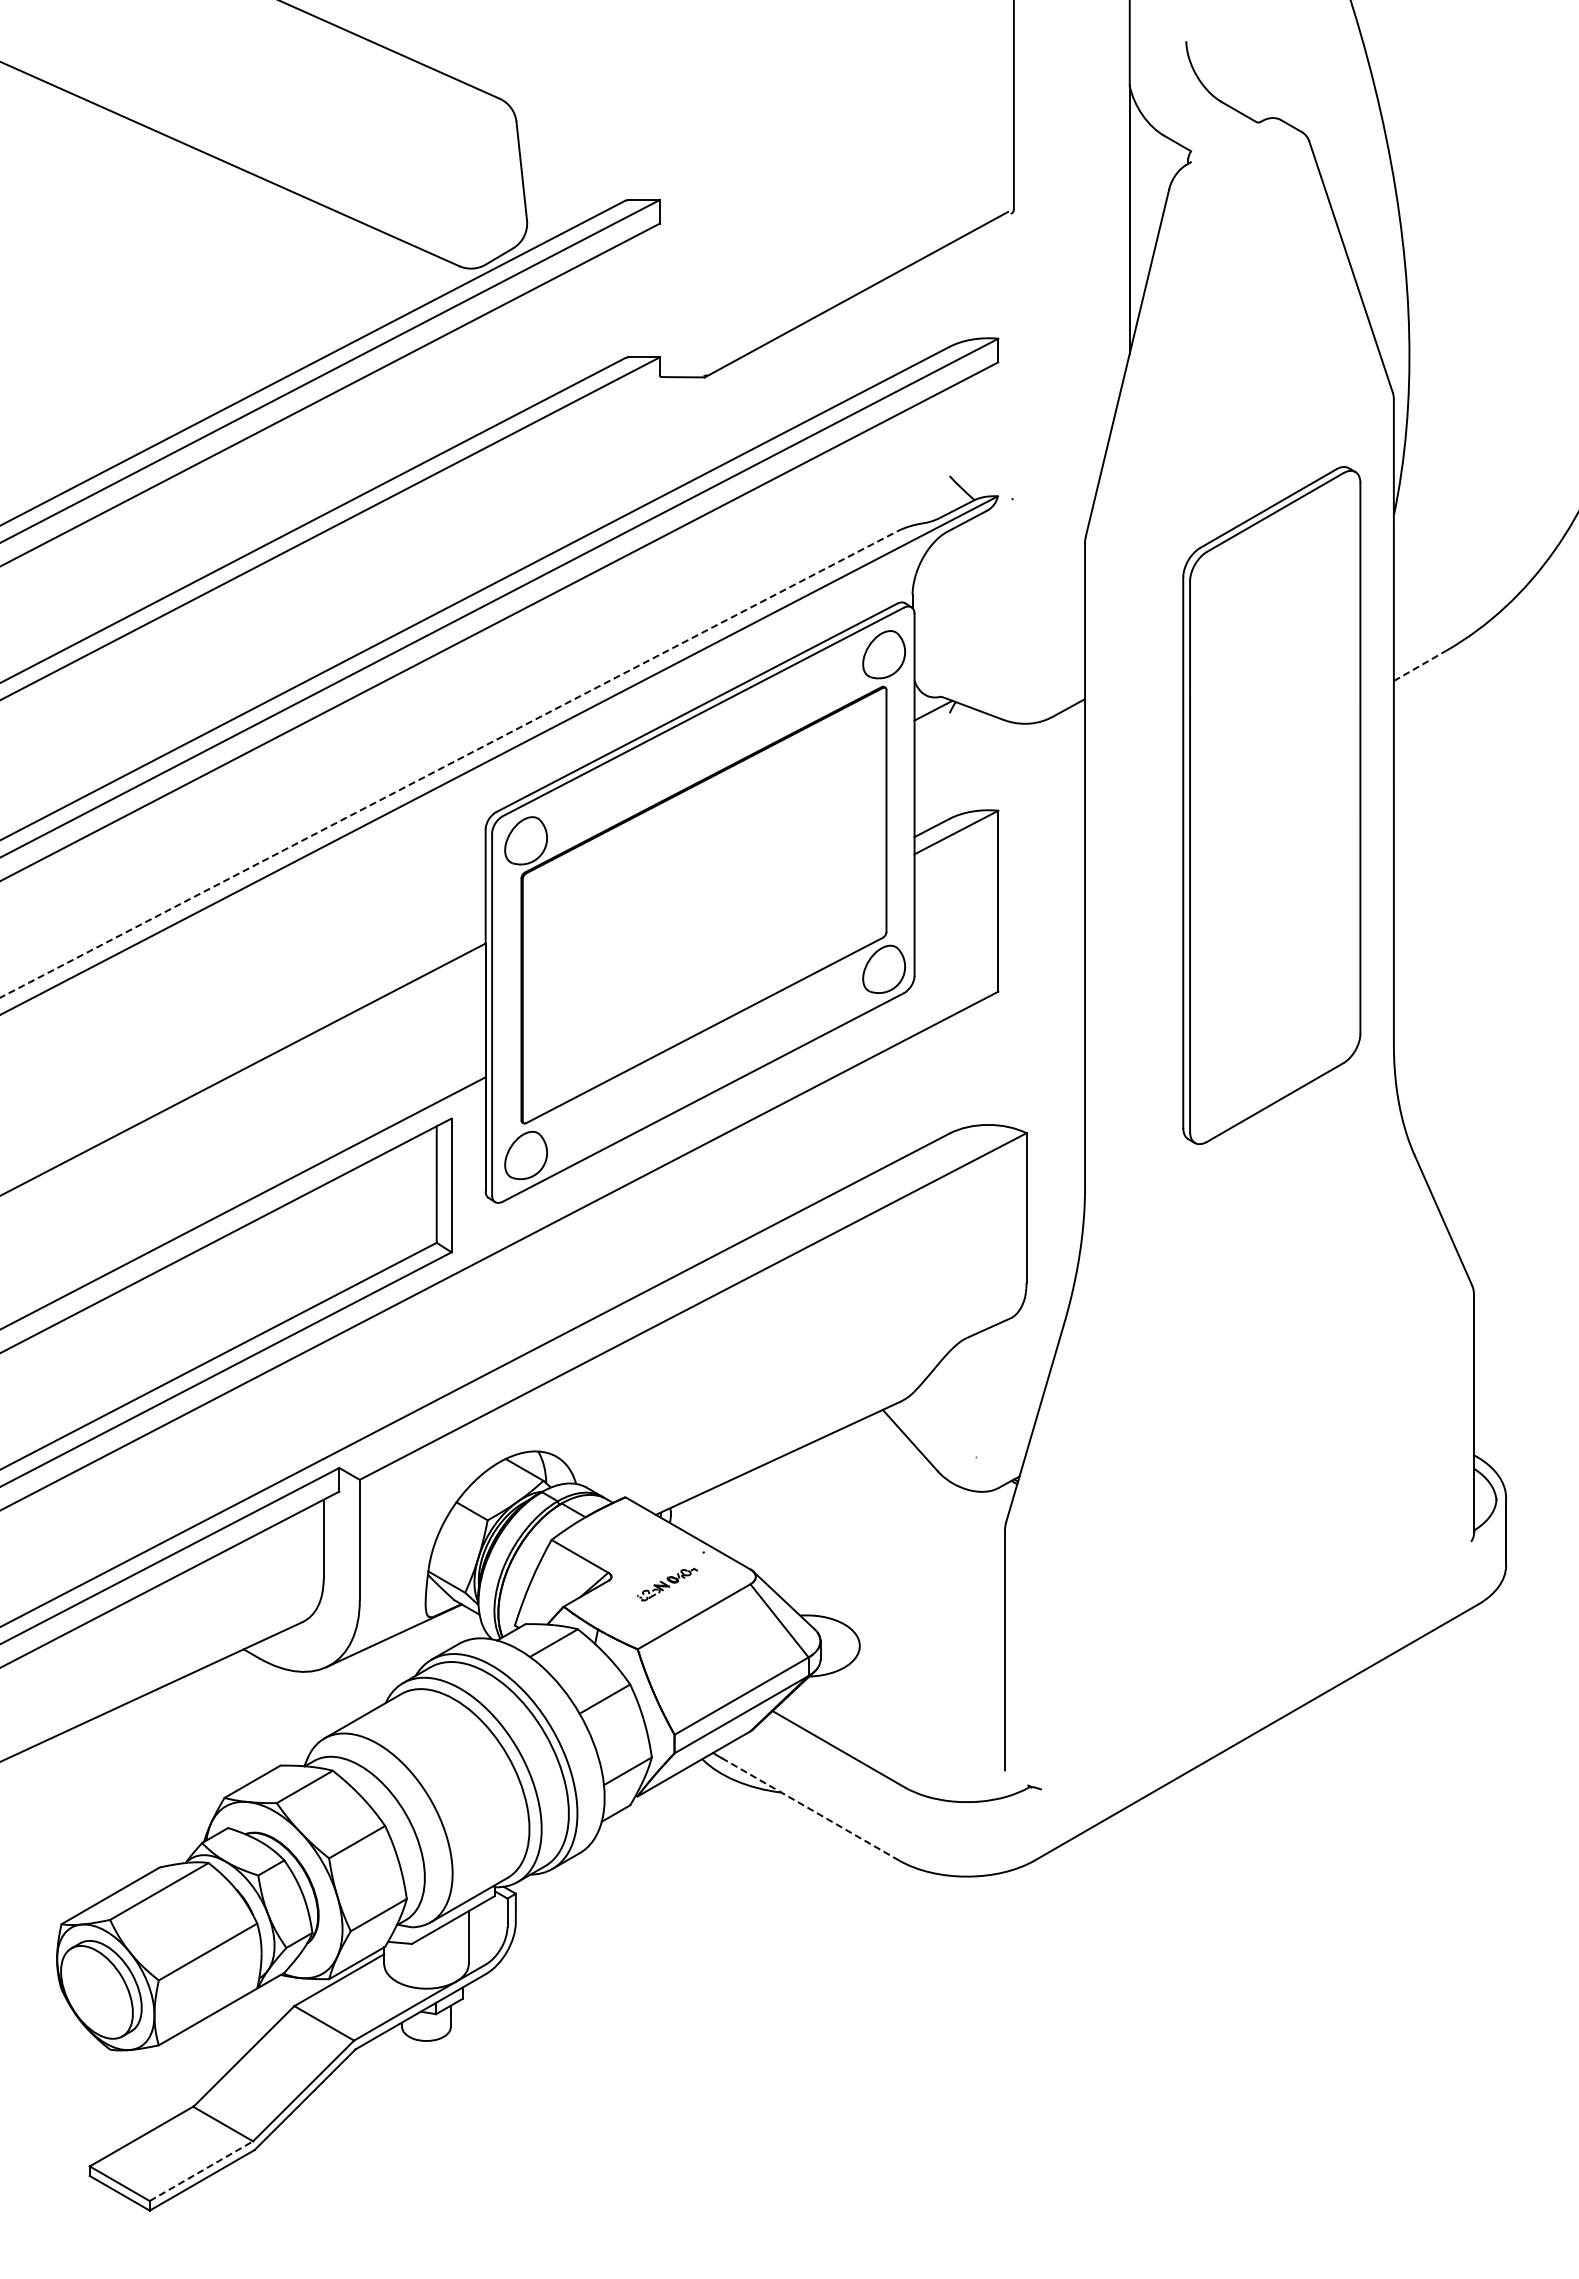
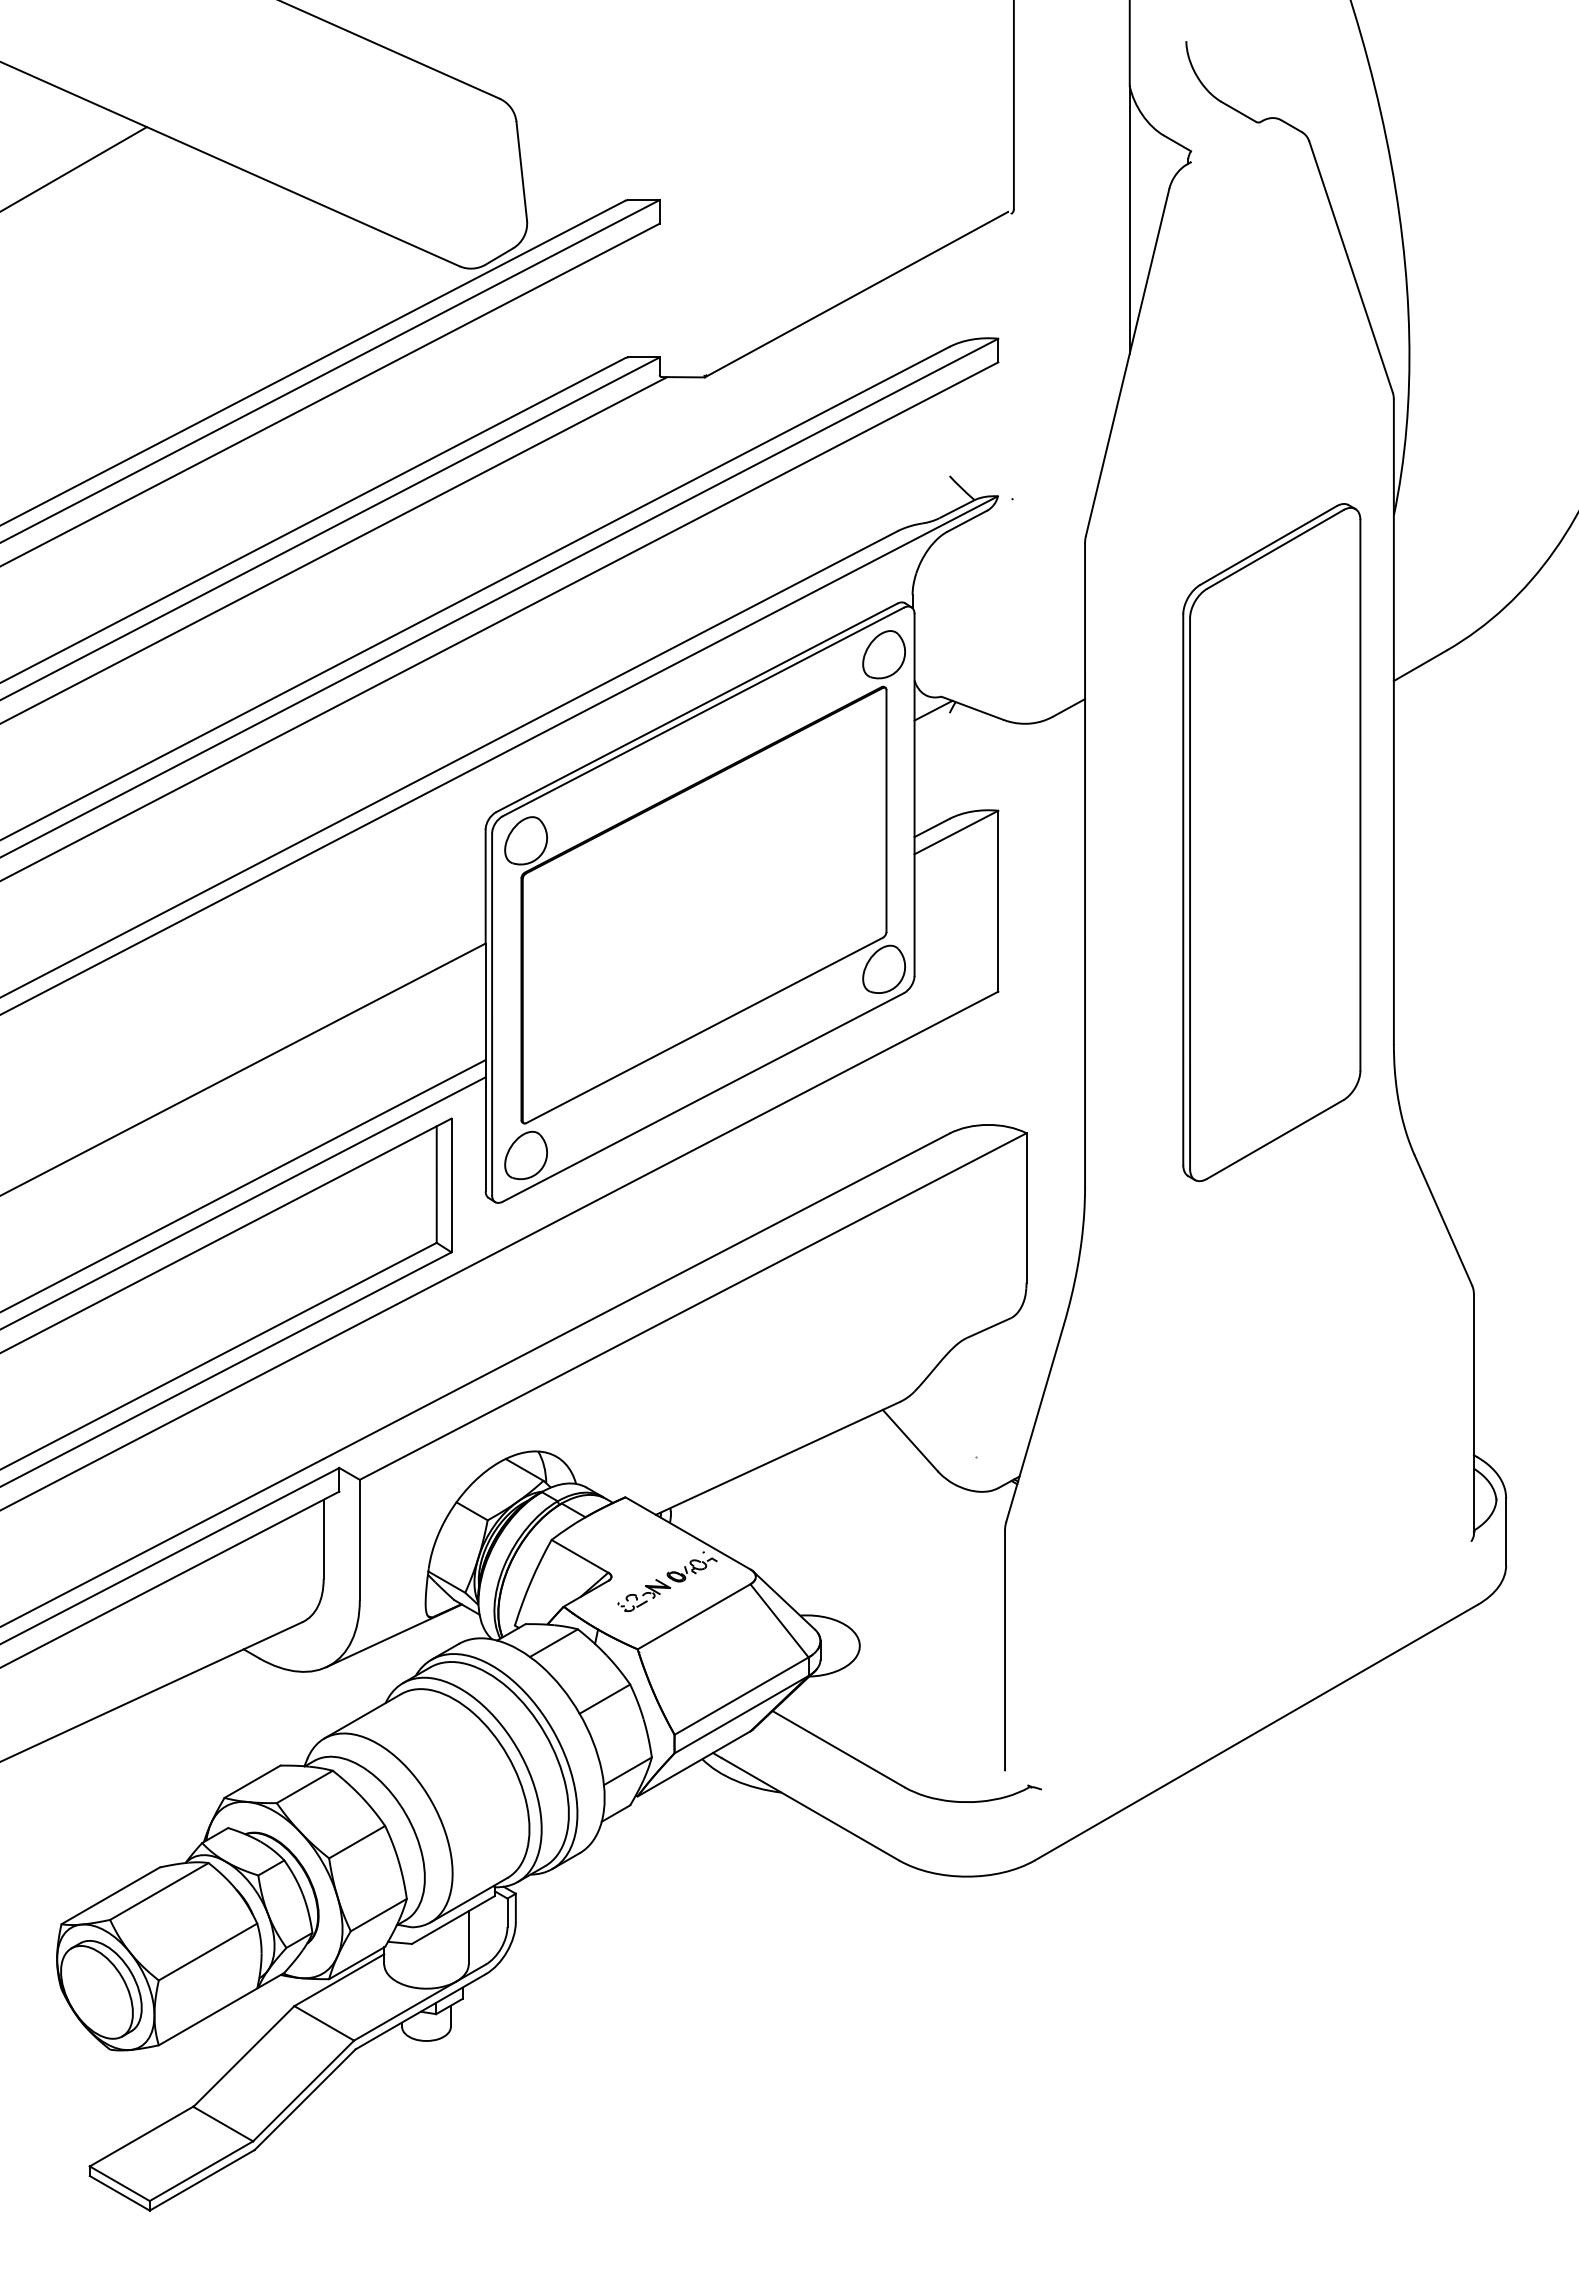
line: none -> present (74, 168)
line: none -> present (334, 549)
line: dashed -> solid (1420, 665)
line: dashed -> solid (449, 764)
part position: (1271, 805) -> (1271, 842) (1271, 842)
line: none -> present (243, 1185)
part size: 61x35 px -> 101x55 px (667, 1584)
line: dashed -> solid (810, 1809)
line: dashed -> solid (201, 2171)
